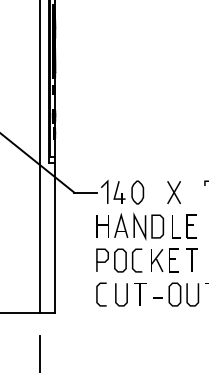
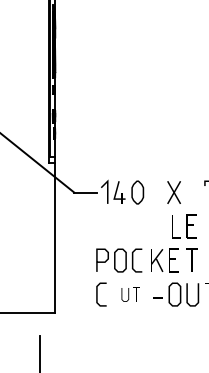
line: present -> none (40, 157)
part: present -> none (130, 226)
part size: 32x24 px -> 19x15 px (130, 294)
